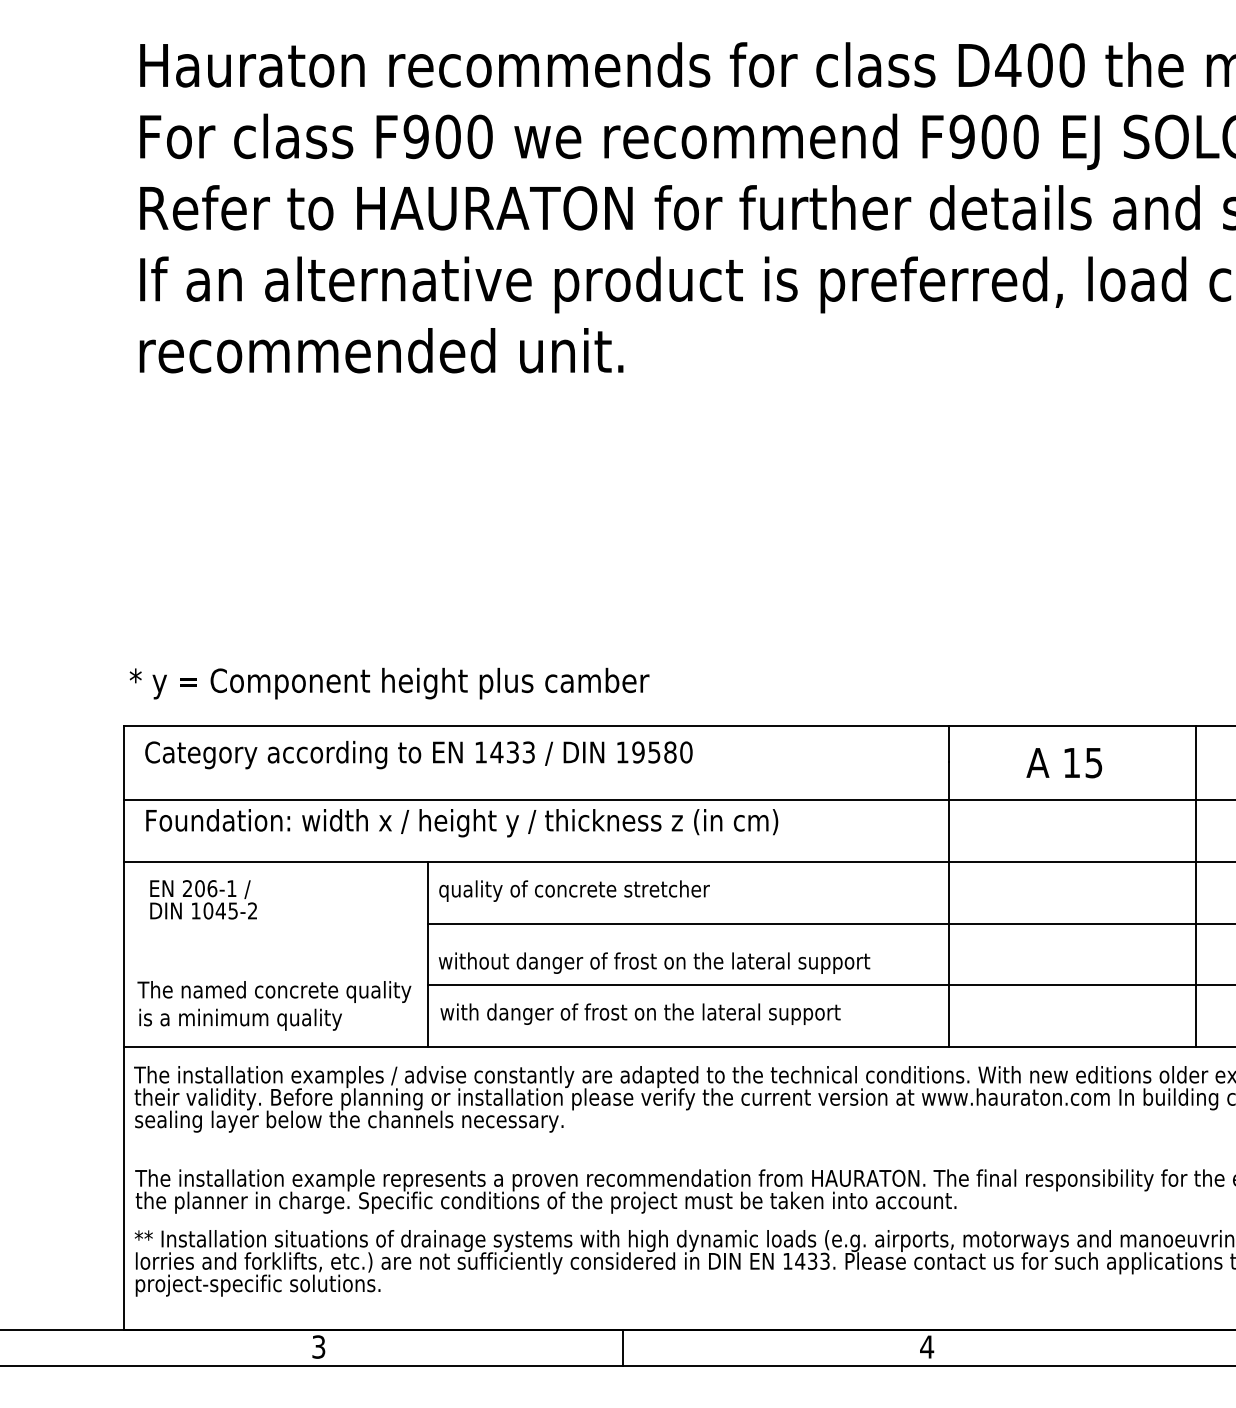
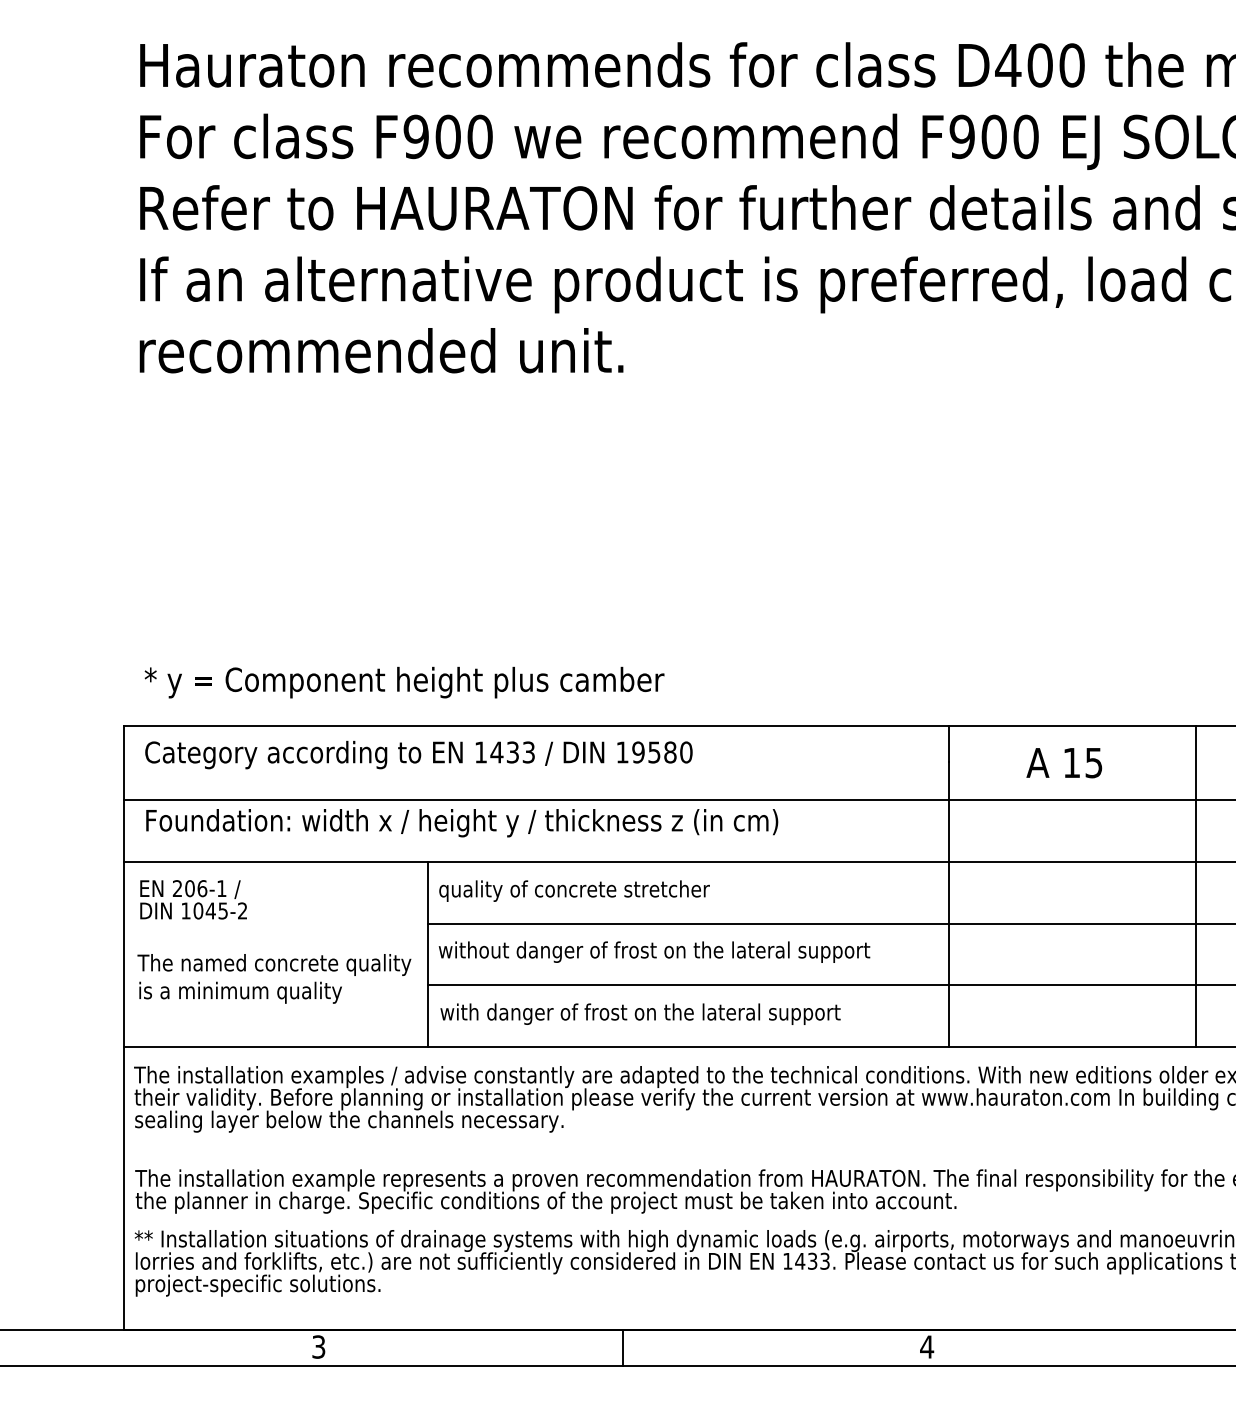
text position: (389, 683) -> (404, 682) (404, 682)
text position: (203, 899) -> (193, 899) (193, 899)
text position: (654, 962) -> (654, 951) (654, 951)
text position: (274, 1005) -> (274, 978) (274, 978)
